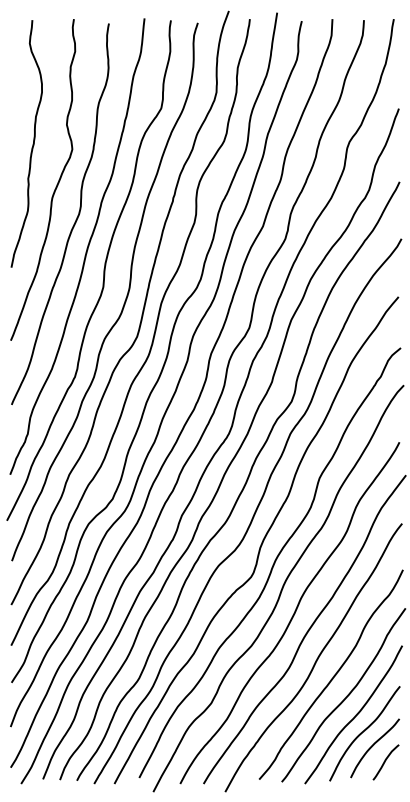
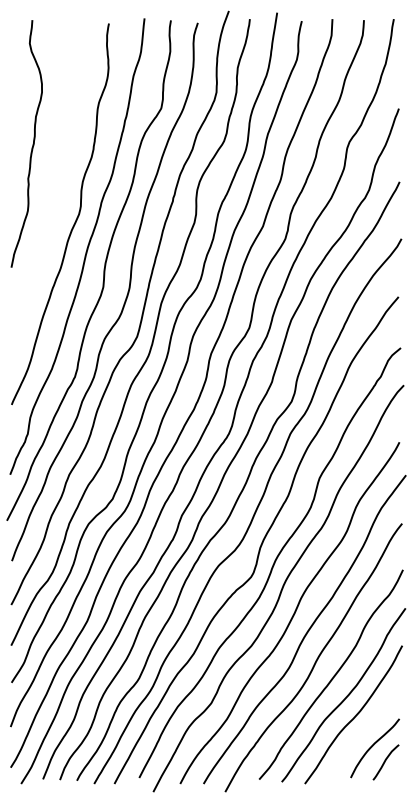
curve: present -> none (55, 186)
curve: present -> none (363, 732)
